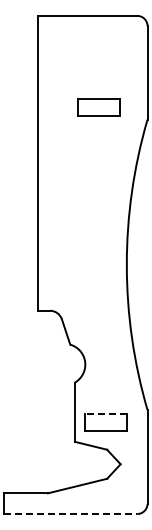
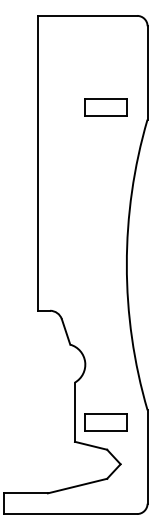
part position: (98, 107) -> (105, 107) (105, 107)
line: dashed -> solid (106, 414)
line: dashed -> solid (71, 514)
